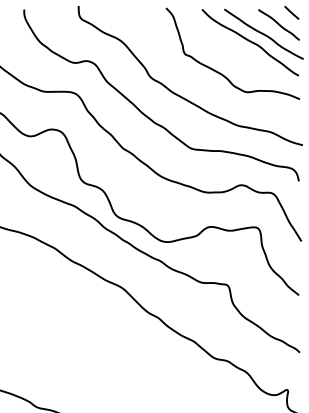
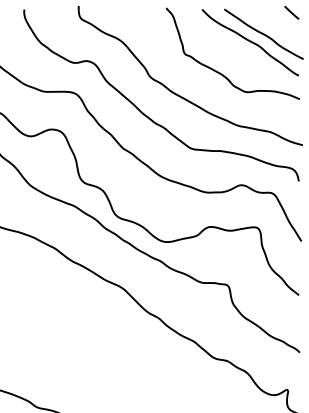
curve: present -> none (278, 24)
